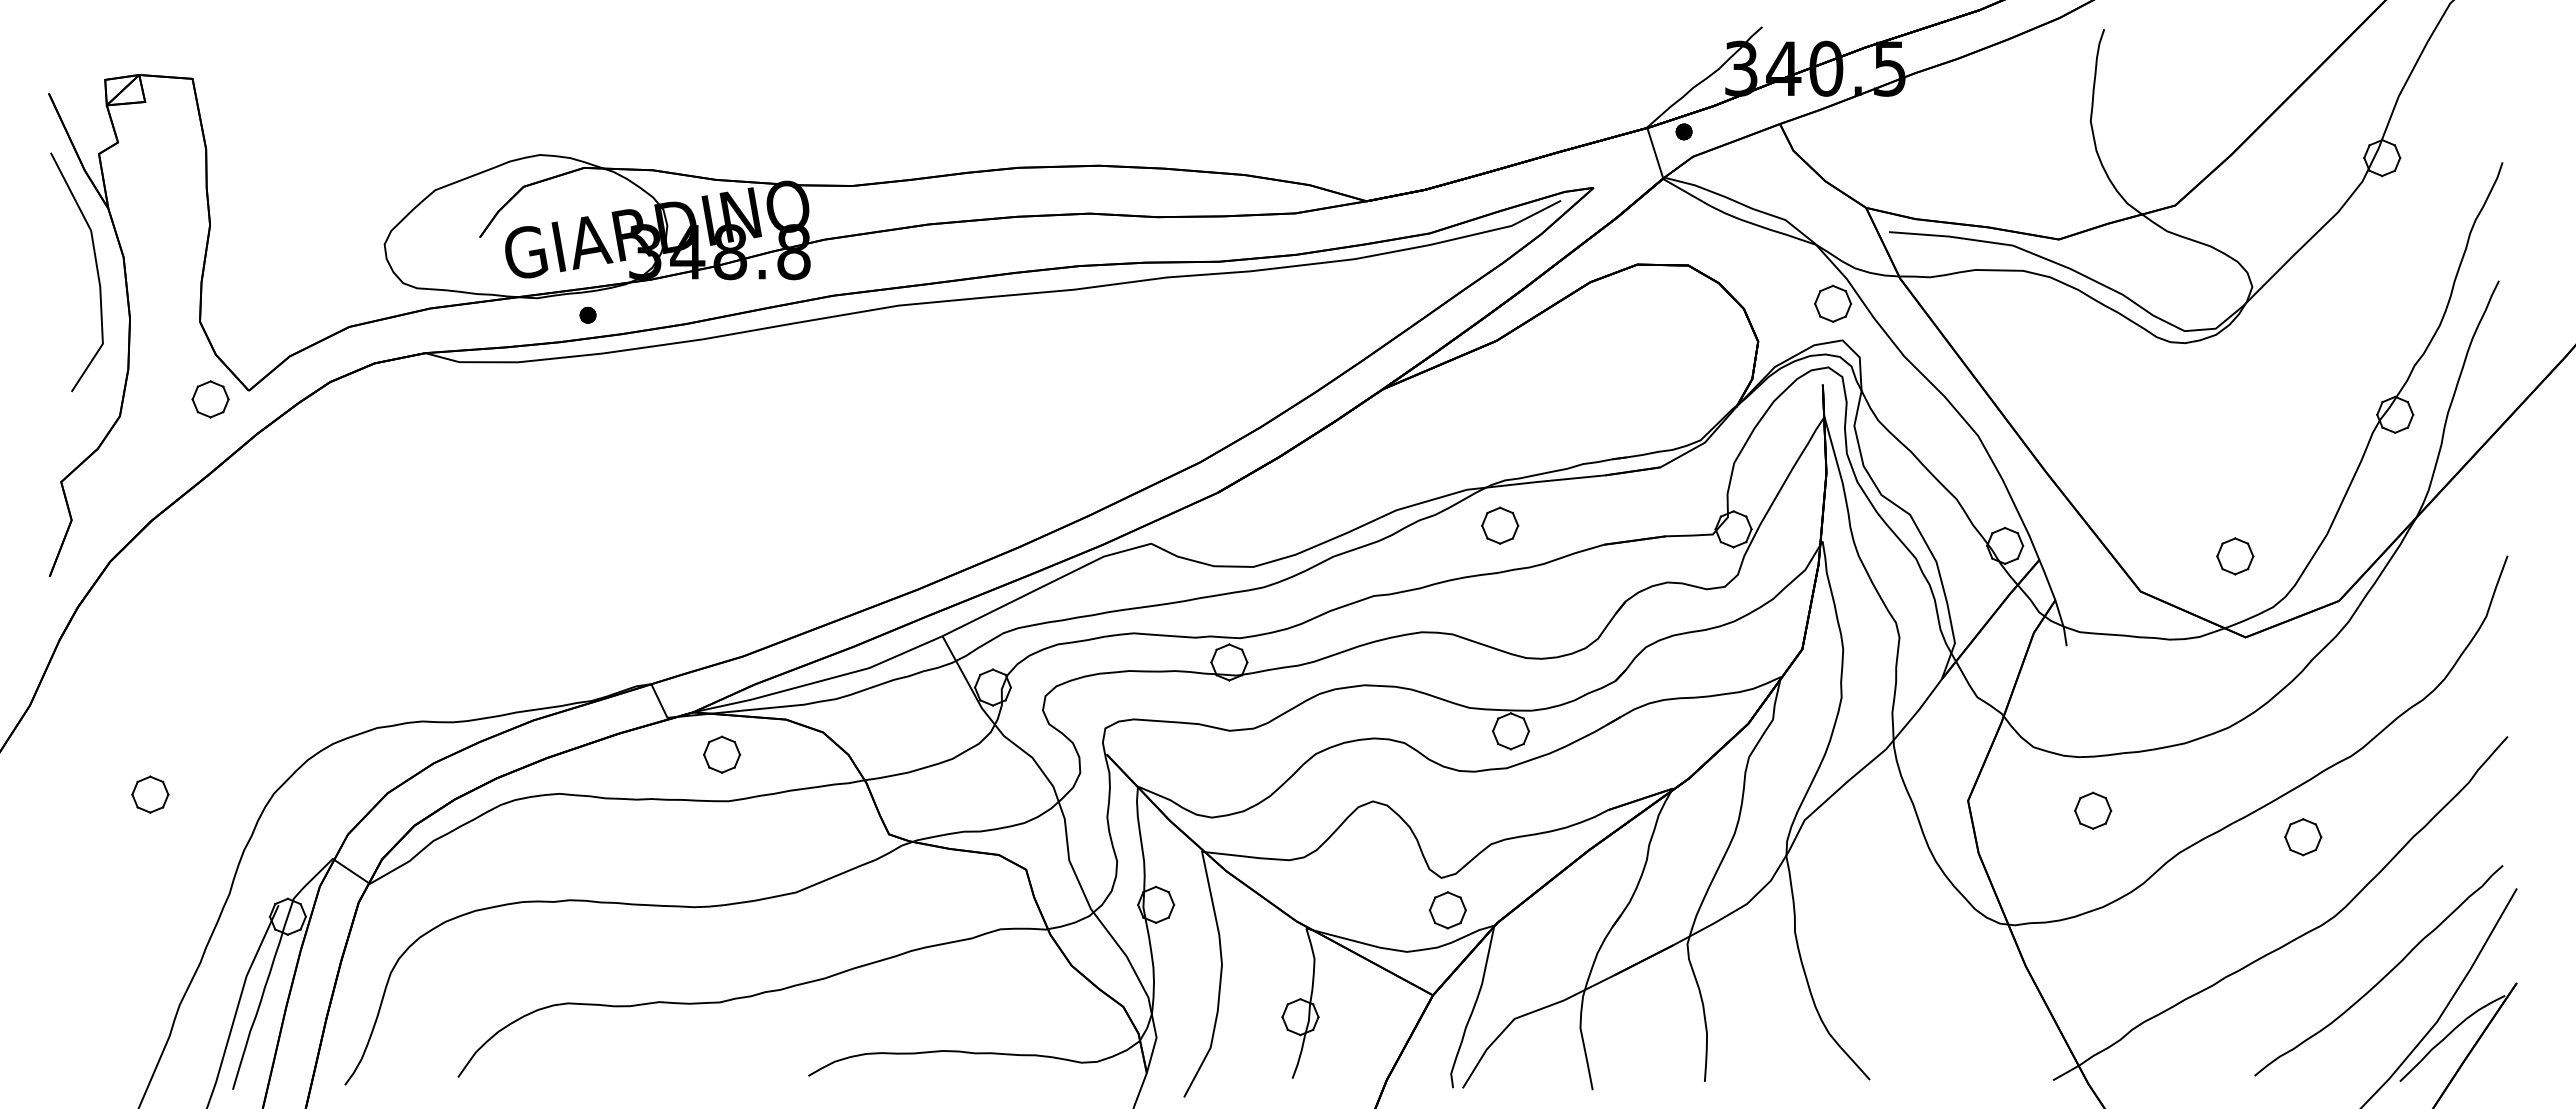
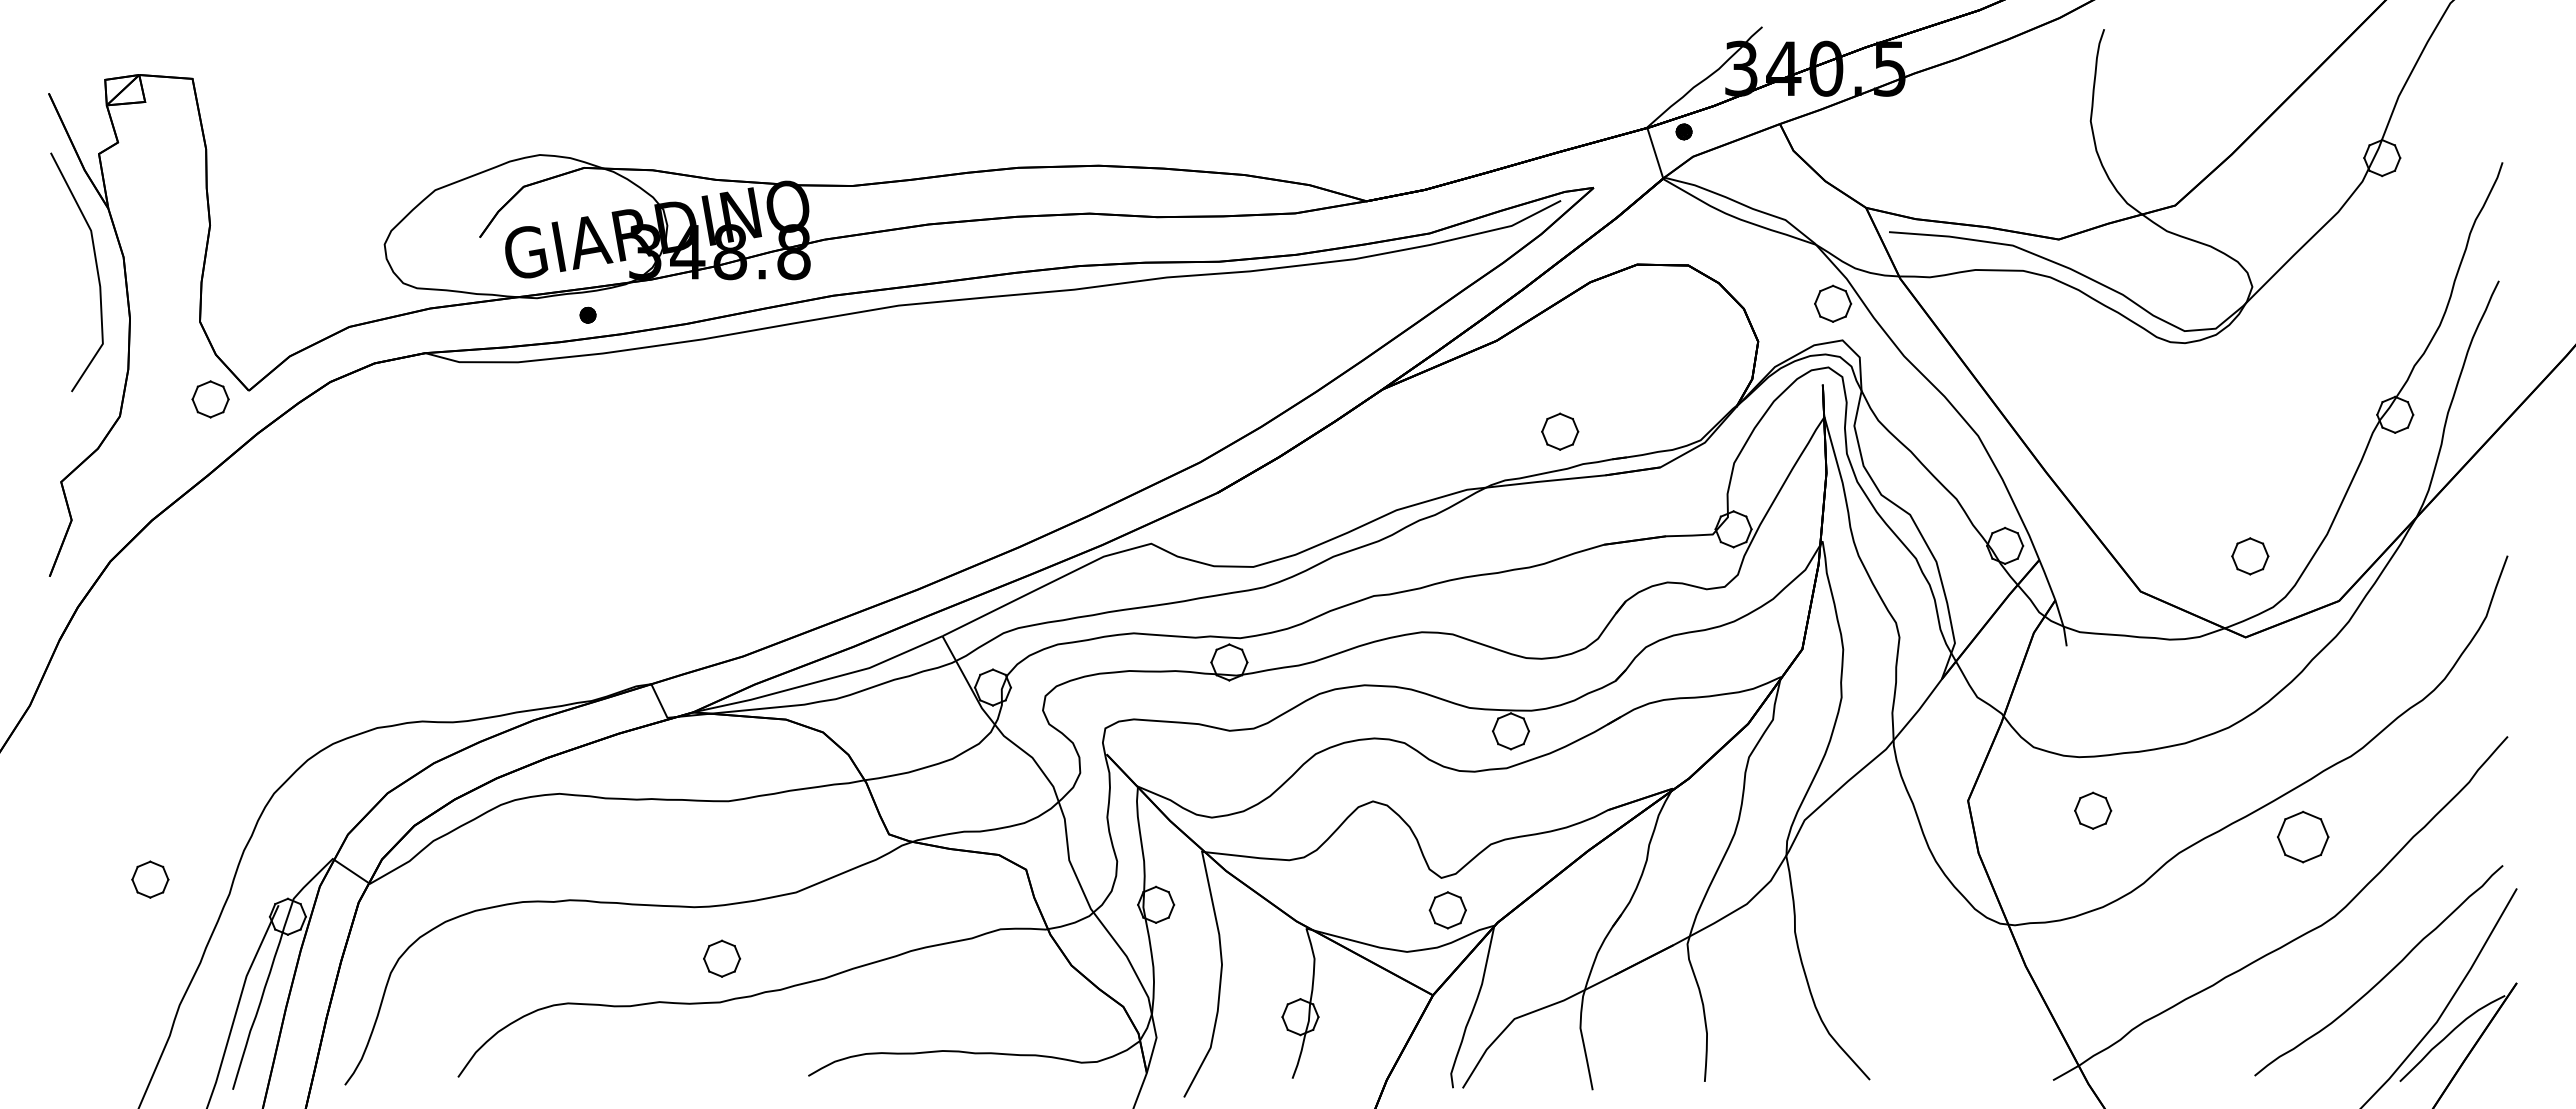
part position: (1500, 525) -> (1560, 431) (1560, 431)
part position: (2235, 556) -> (2250, 556) (2250, 556)
part position: (722, 754) -> (722, 958) (722, 958)
part position: (150, 794) -> (150, 879) (150, 879)
part size: 39x39 px -> 53x54 px (2303, 836)
